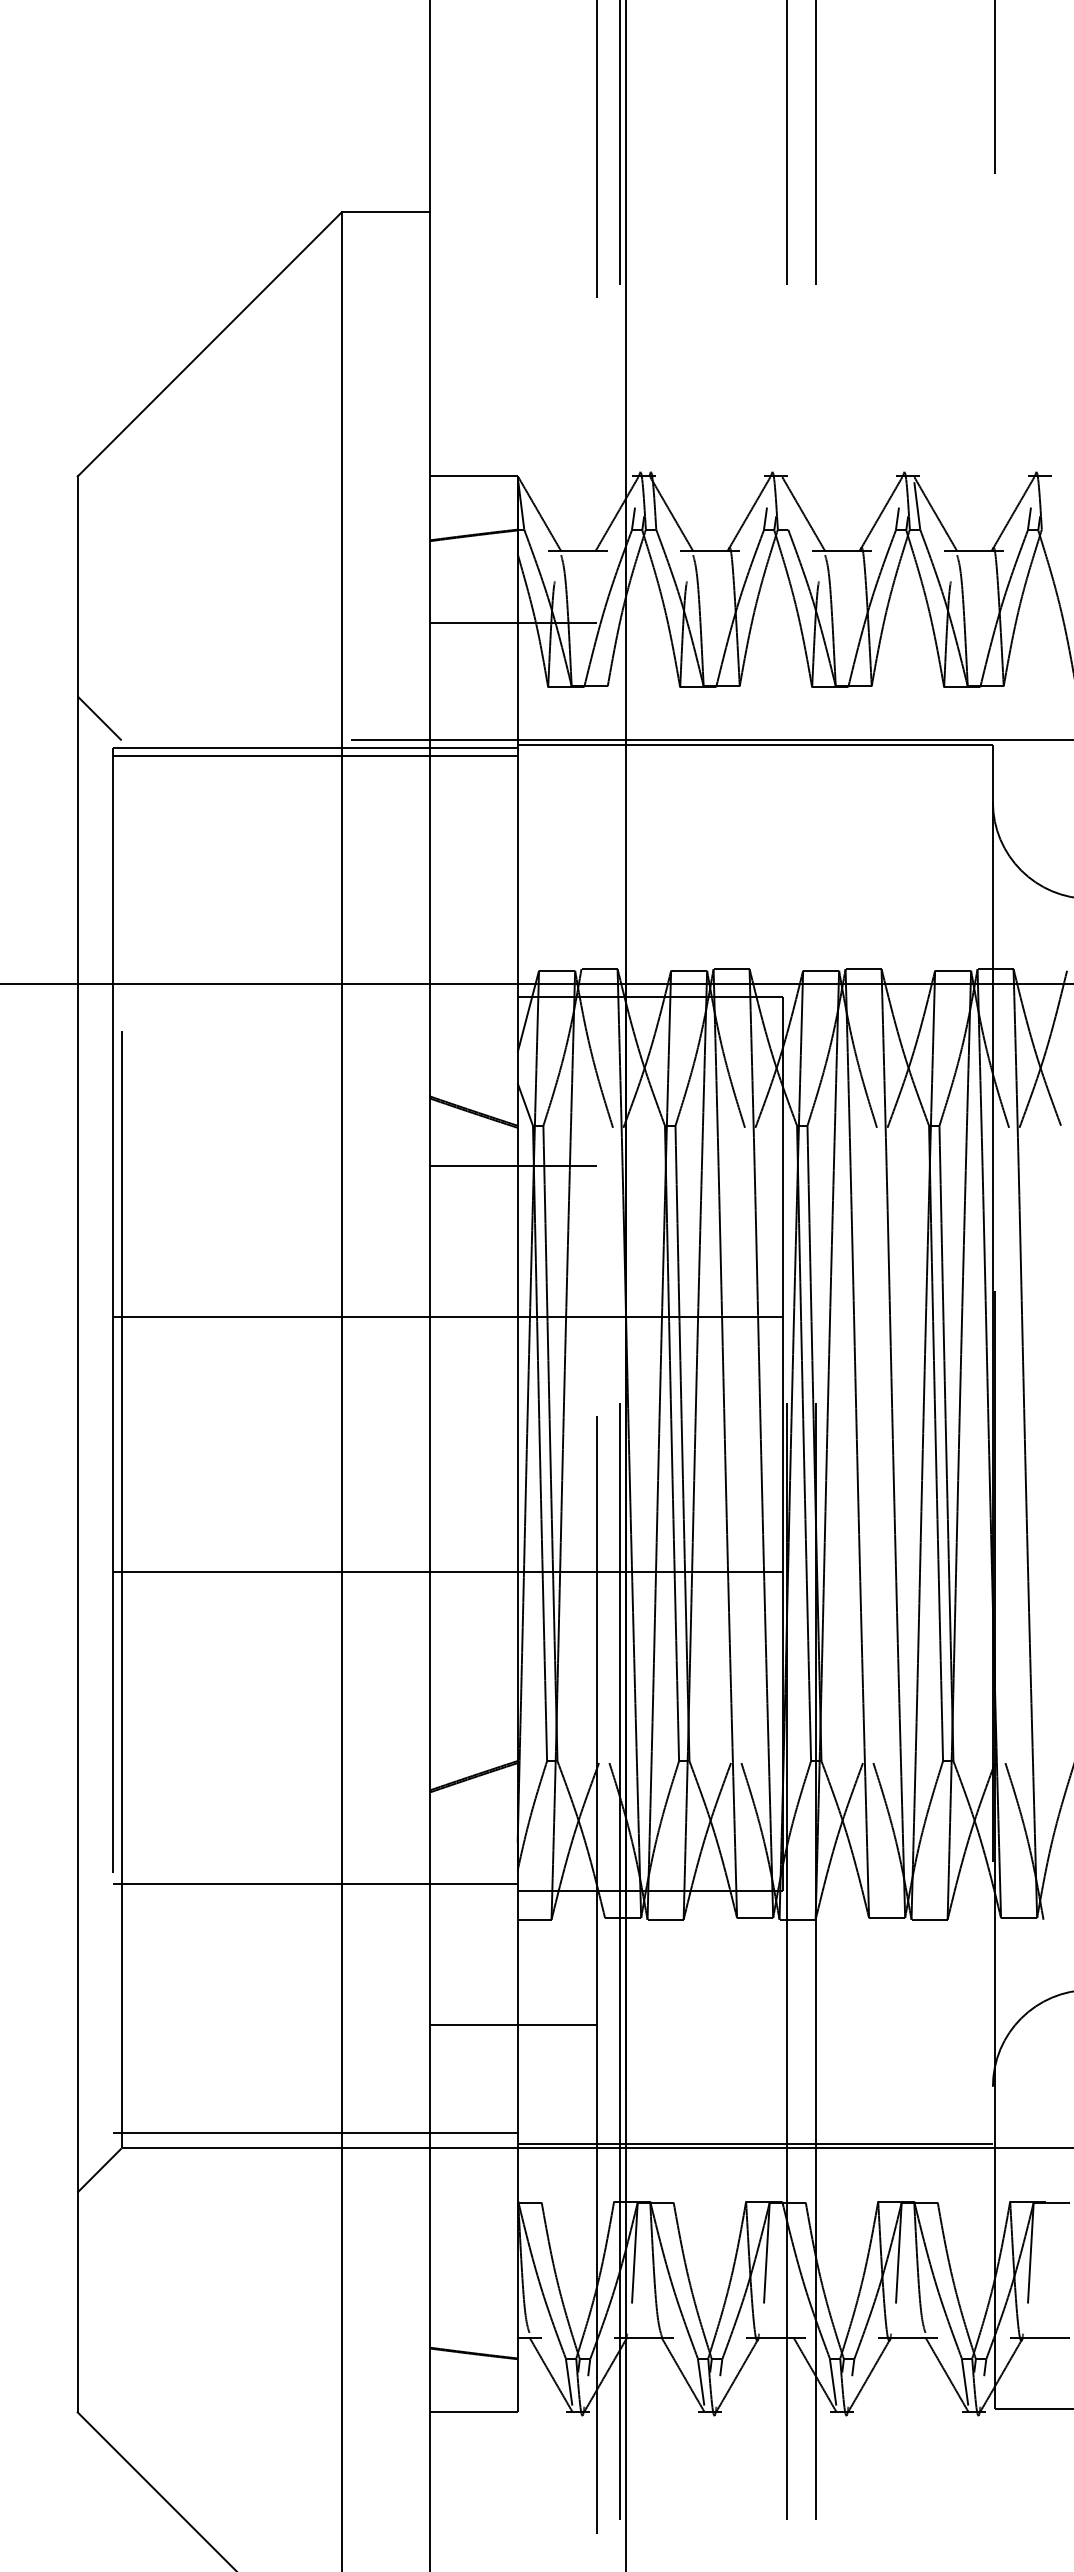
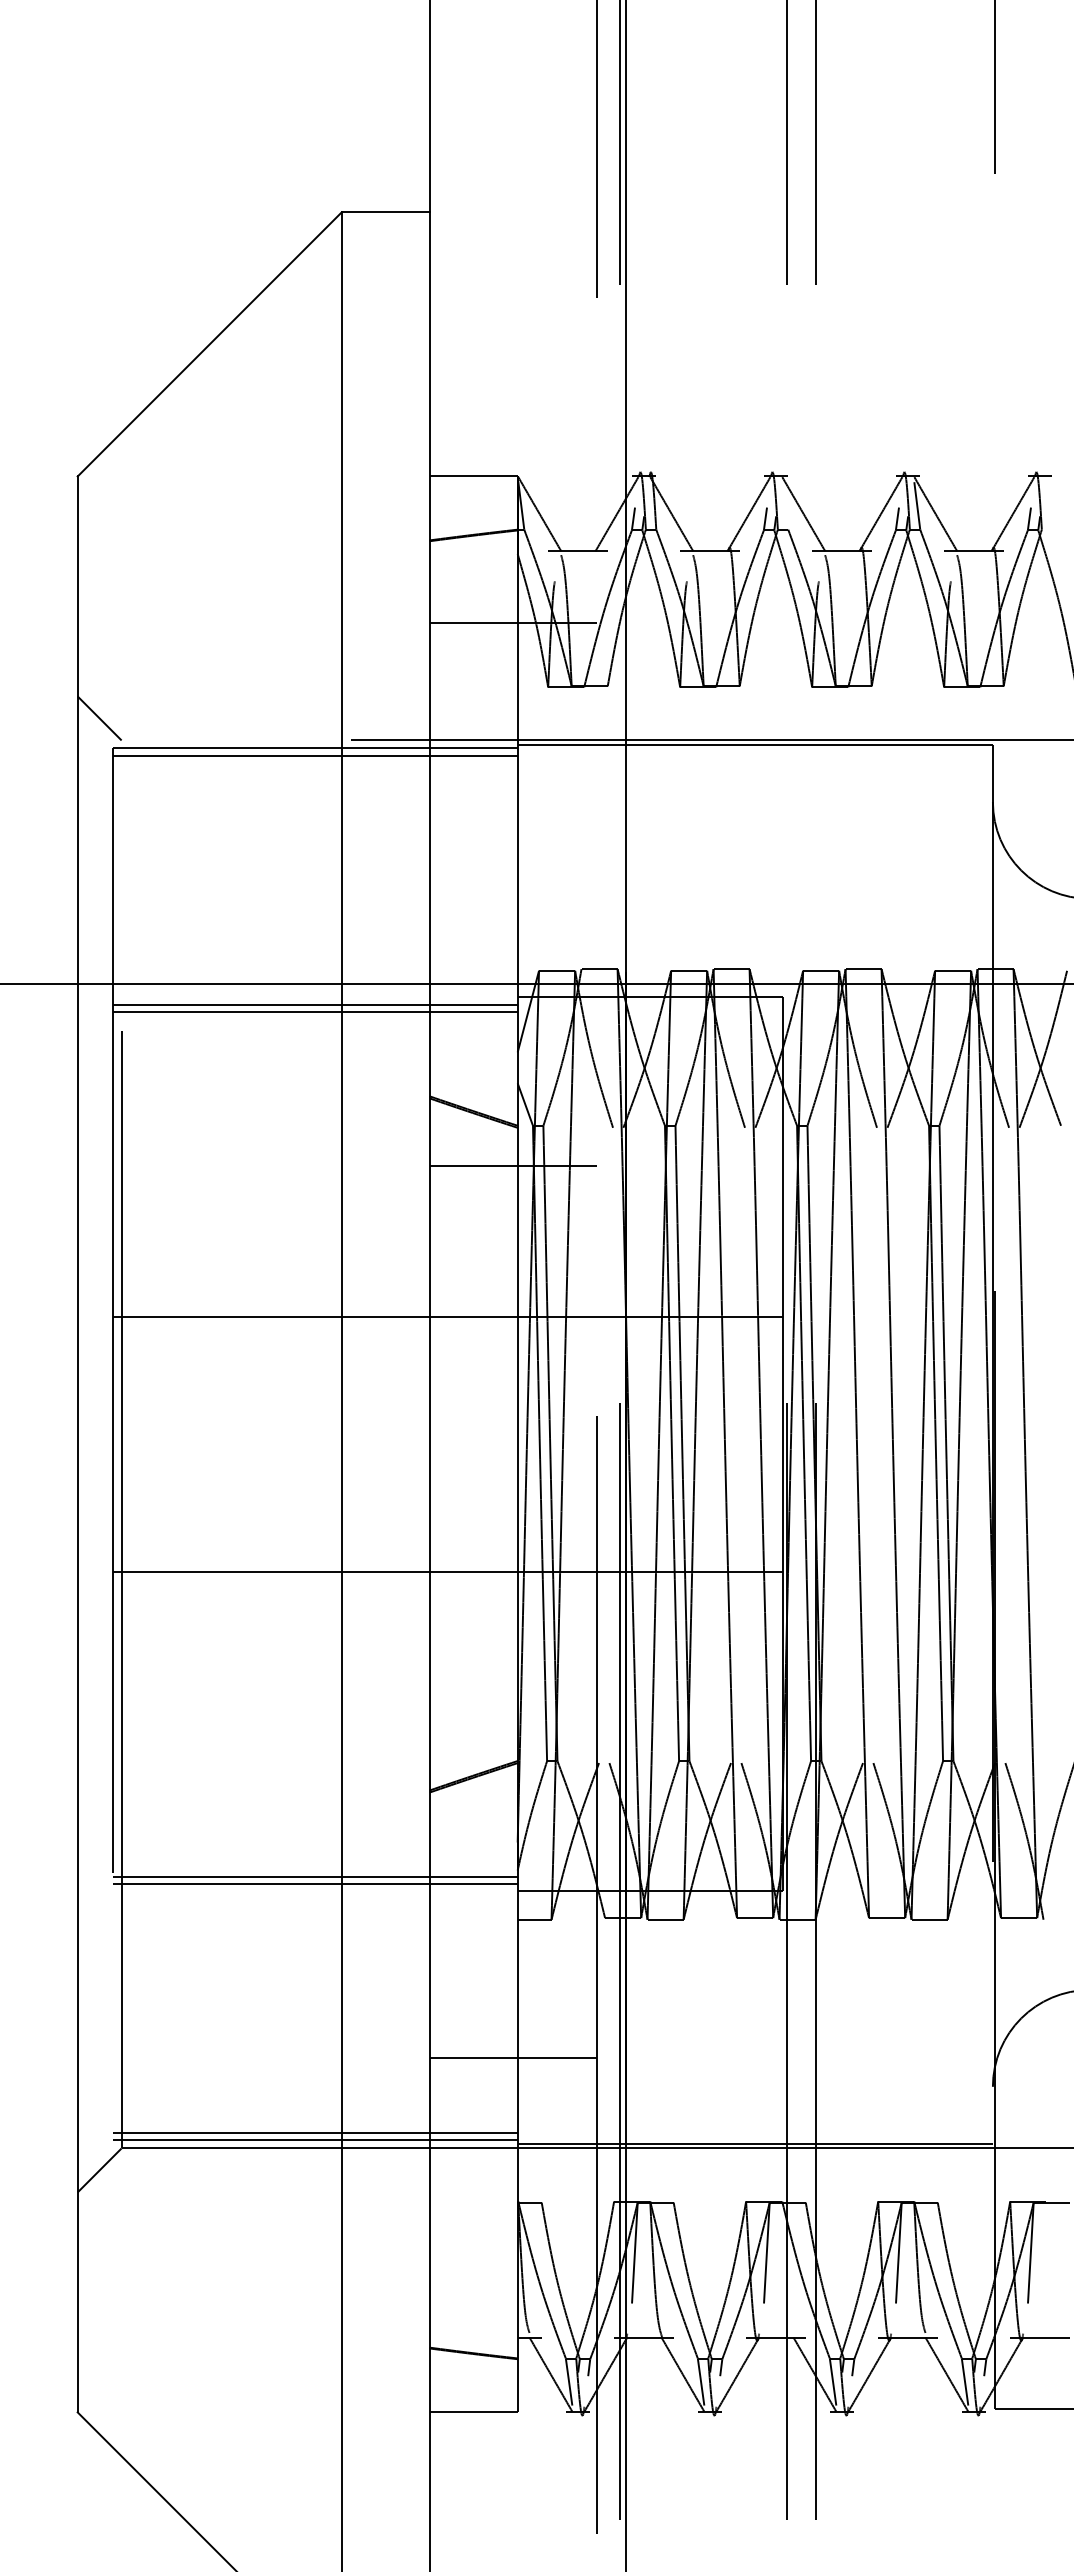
line: none -> present (314, 1004)
line: none -> present (314, 1012)
line: none -> present (314, 1876)
line position: (512, 2024) -> (512, 2057) (512, 2057)
line: none -> present (314, 2140)
